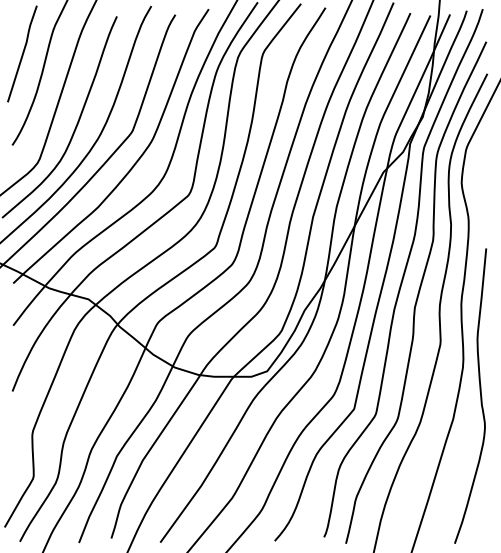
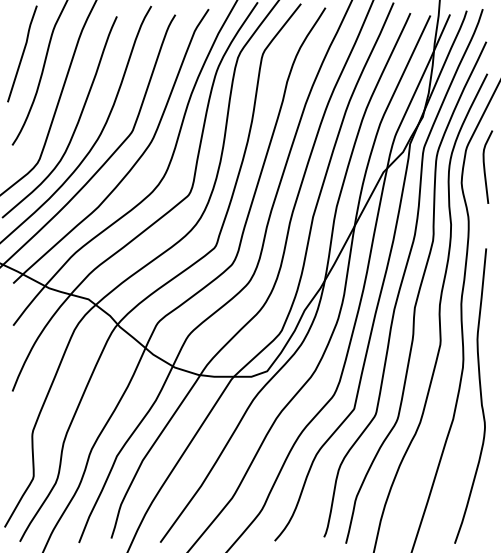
curve: none -> present (485, 166)
